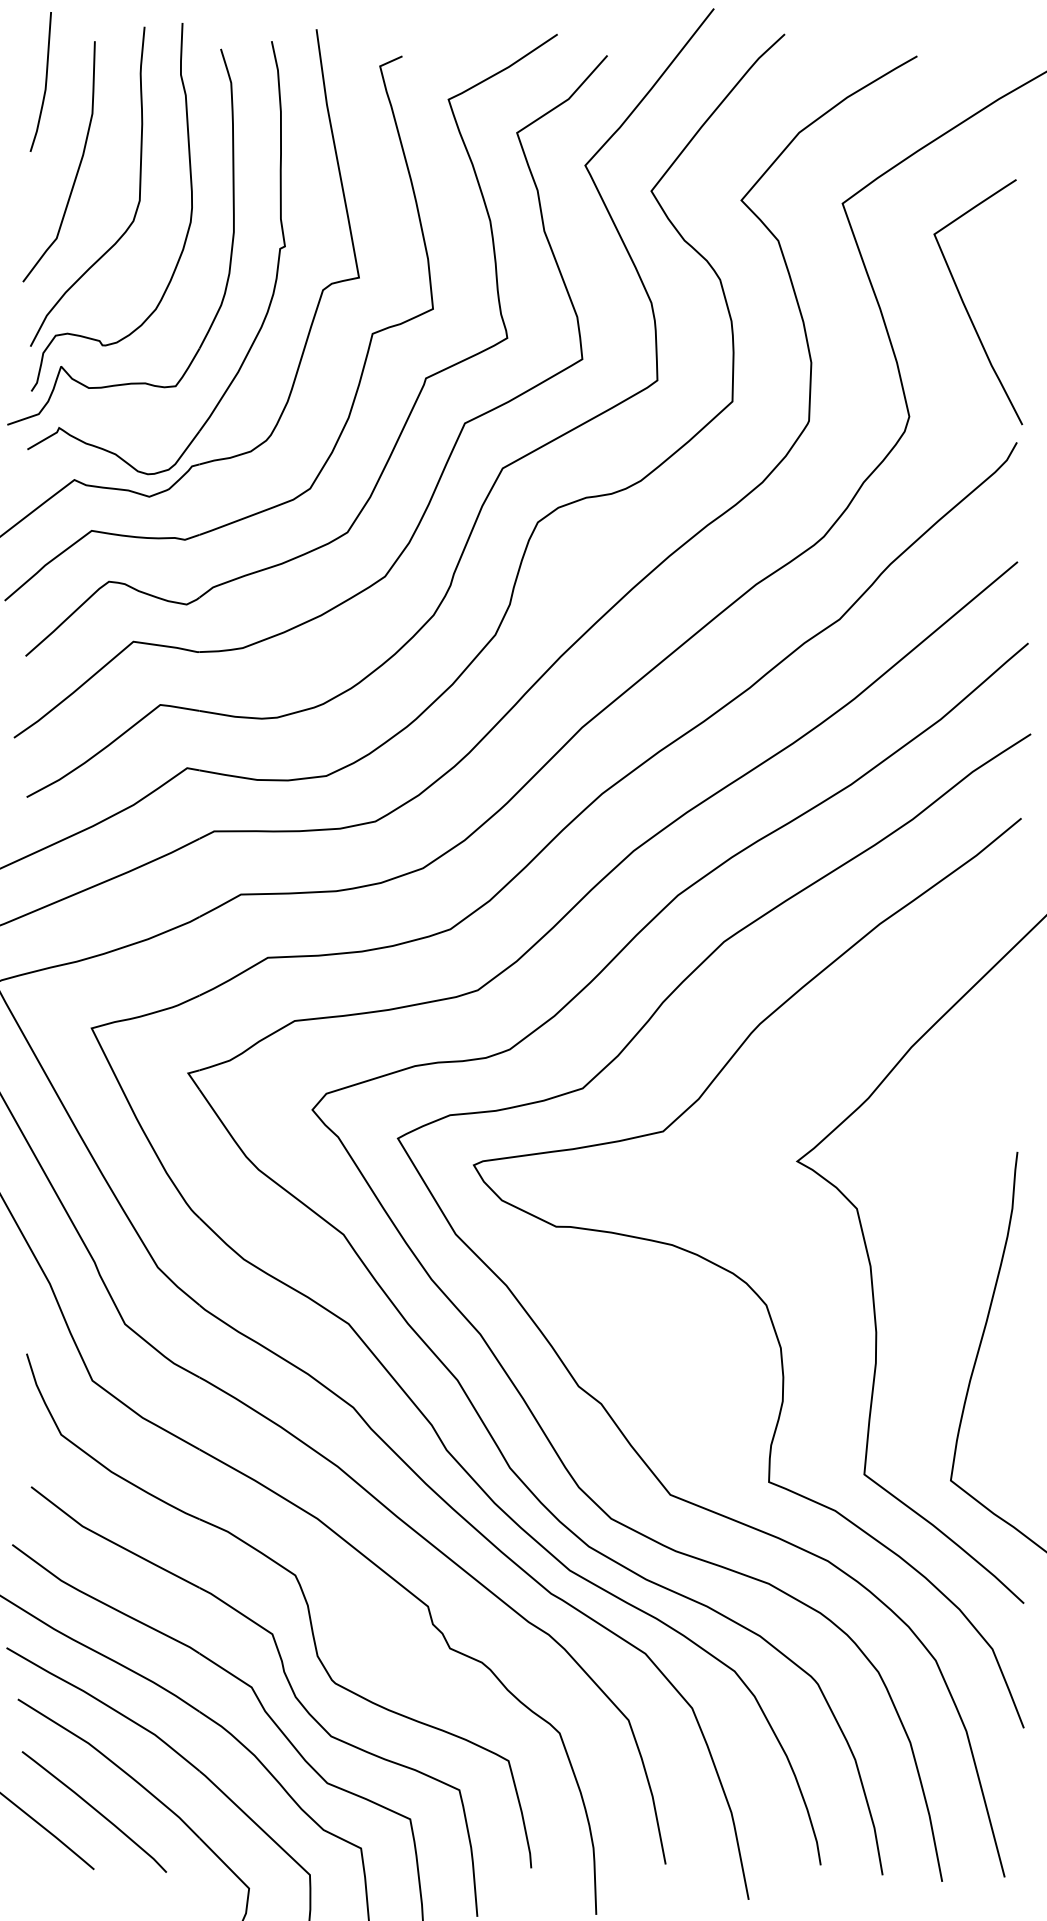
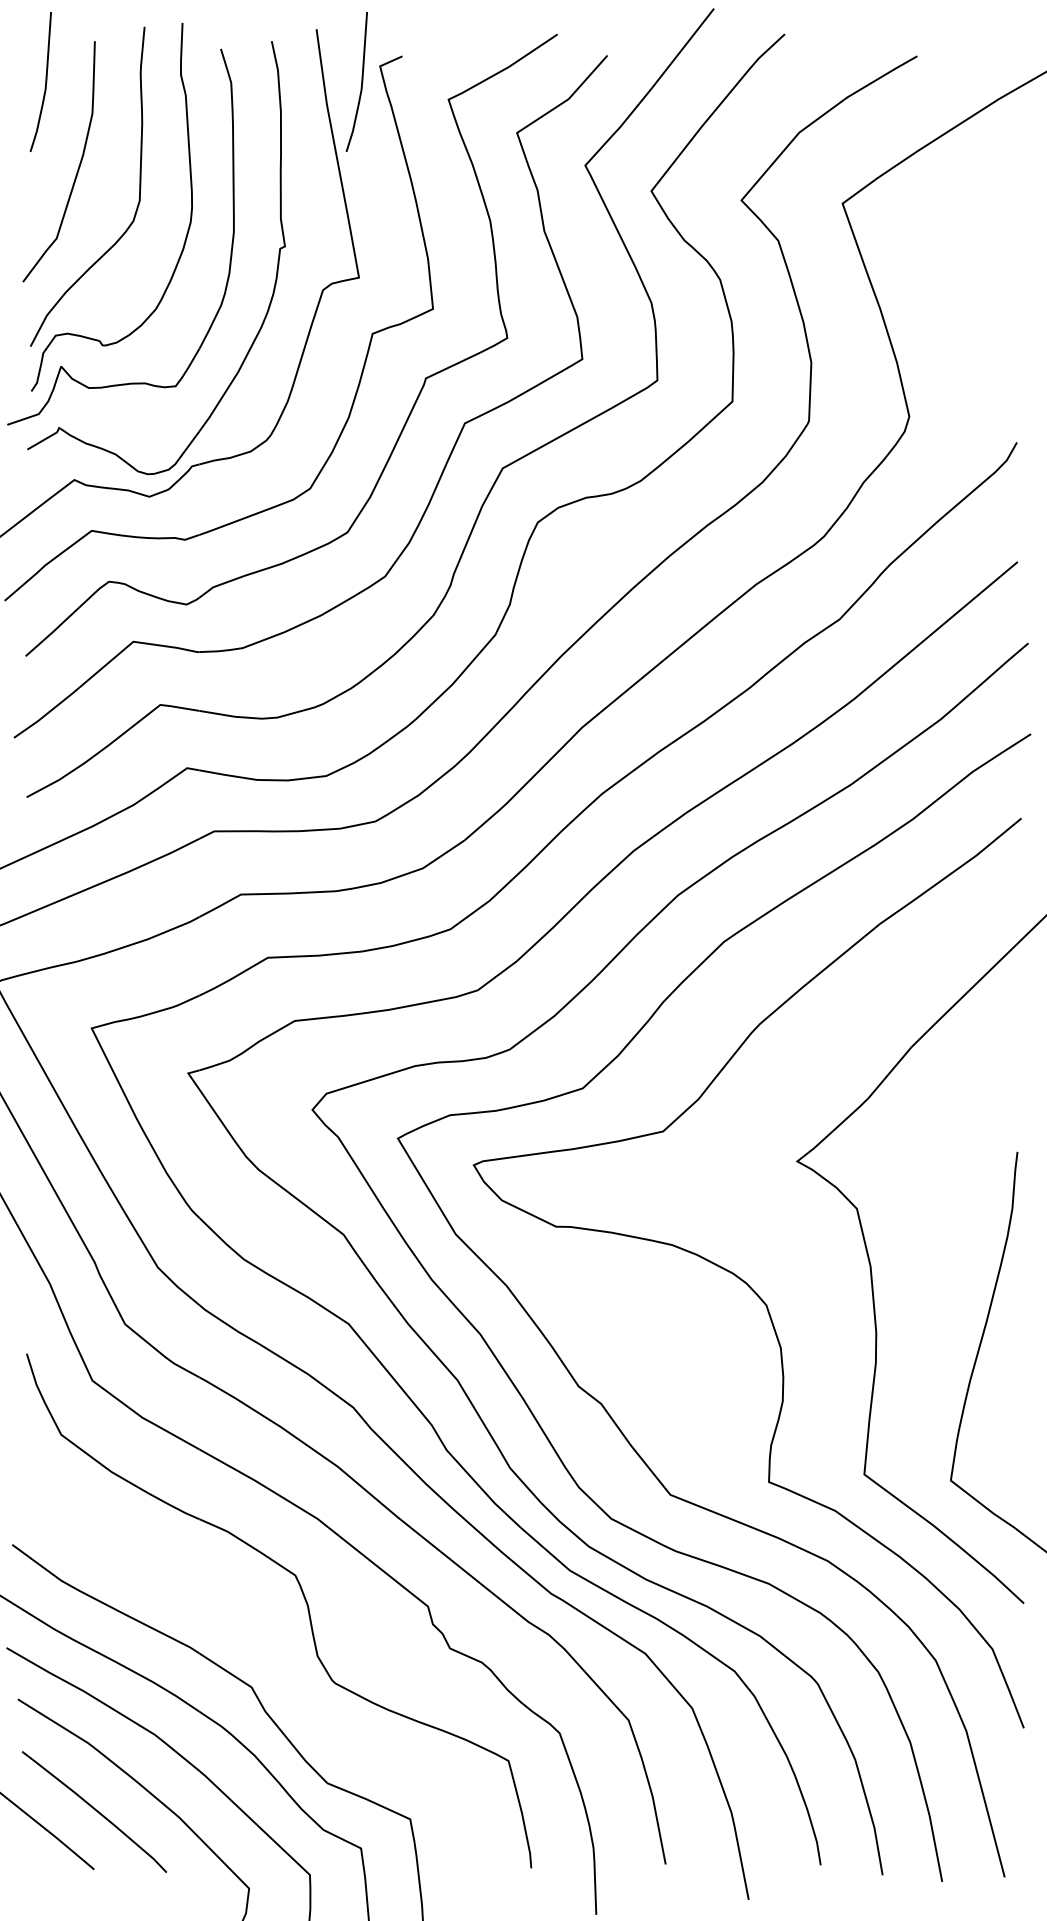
curve: none -> present (361, 81)
curve: present -> none (966, 307)
part: present -> none (289, 1686)
